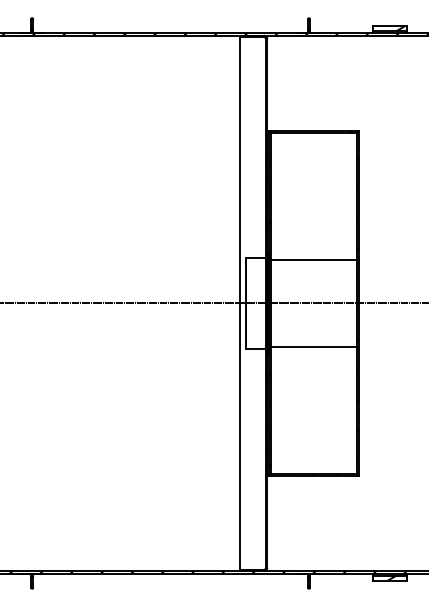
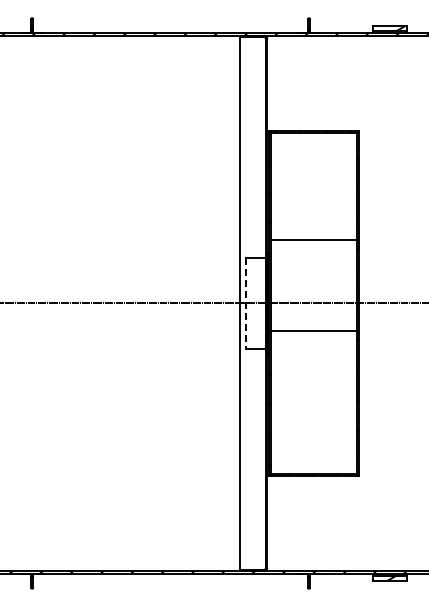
line position: (313, 260) -> (313, 240) (313, 240)
line: solid -> dashed (246, 303)
line position: (313, 346) -> (313, 330) (313, 330)
